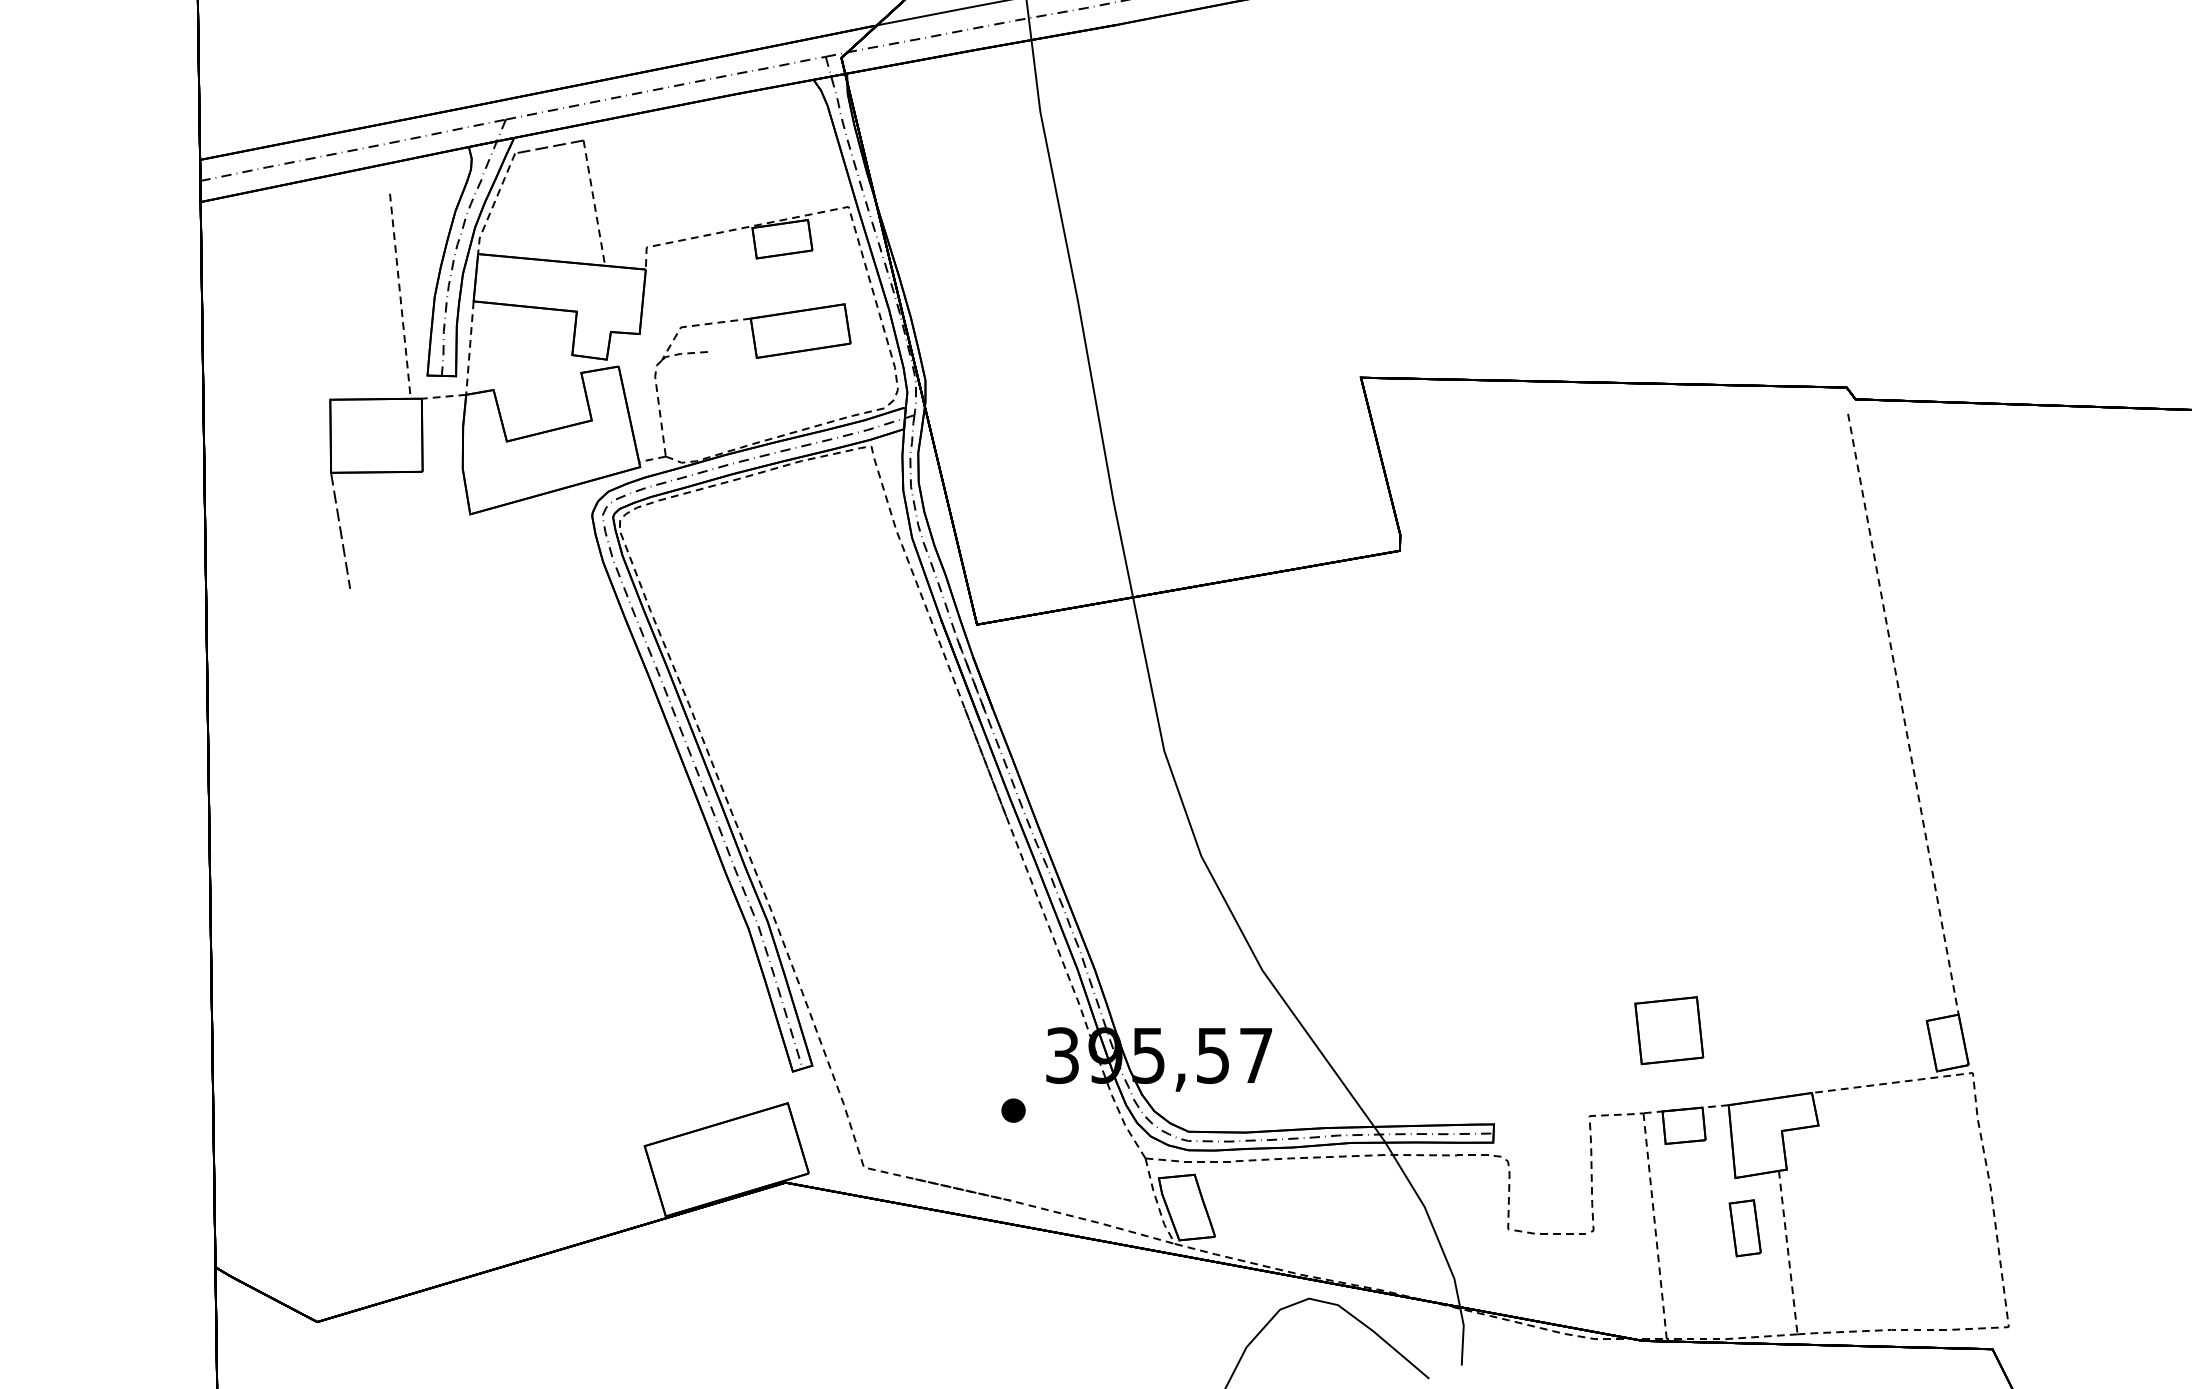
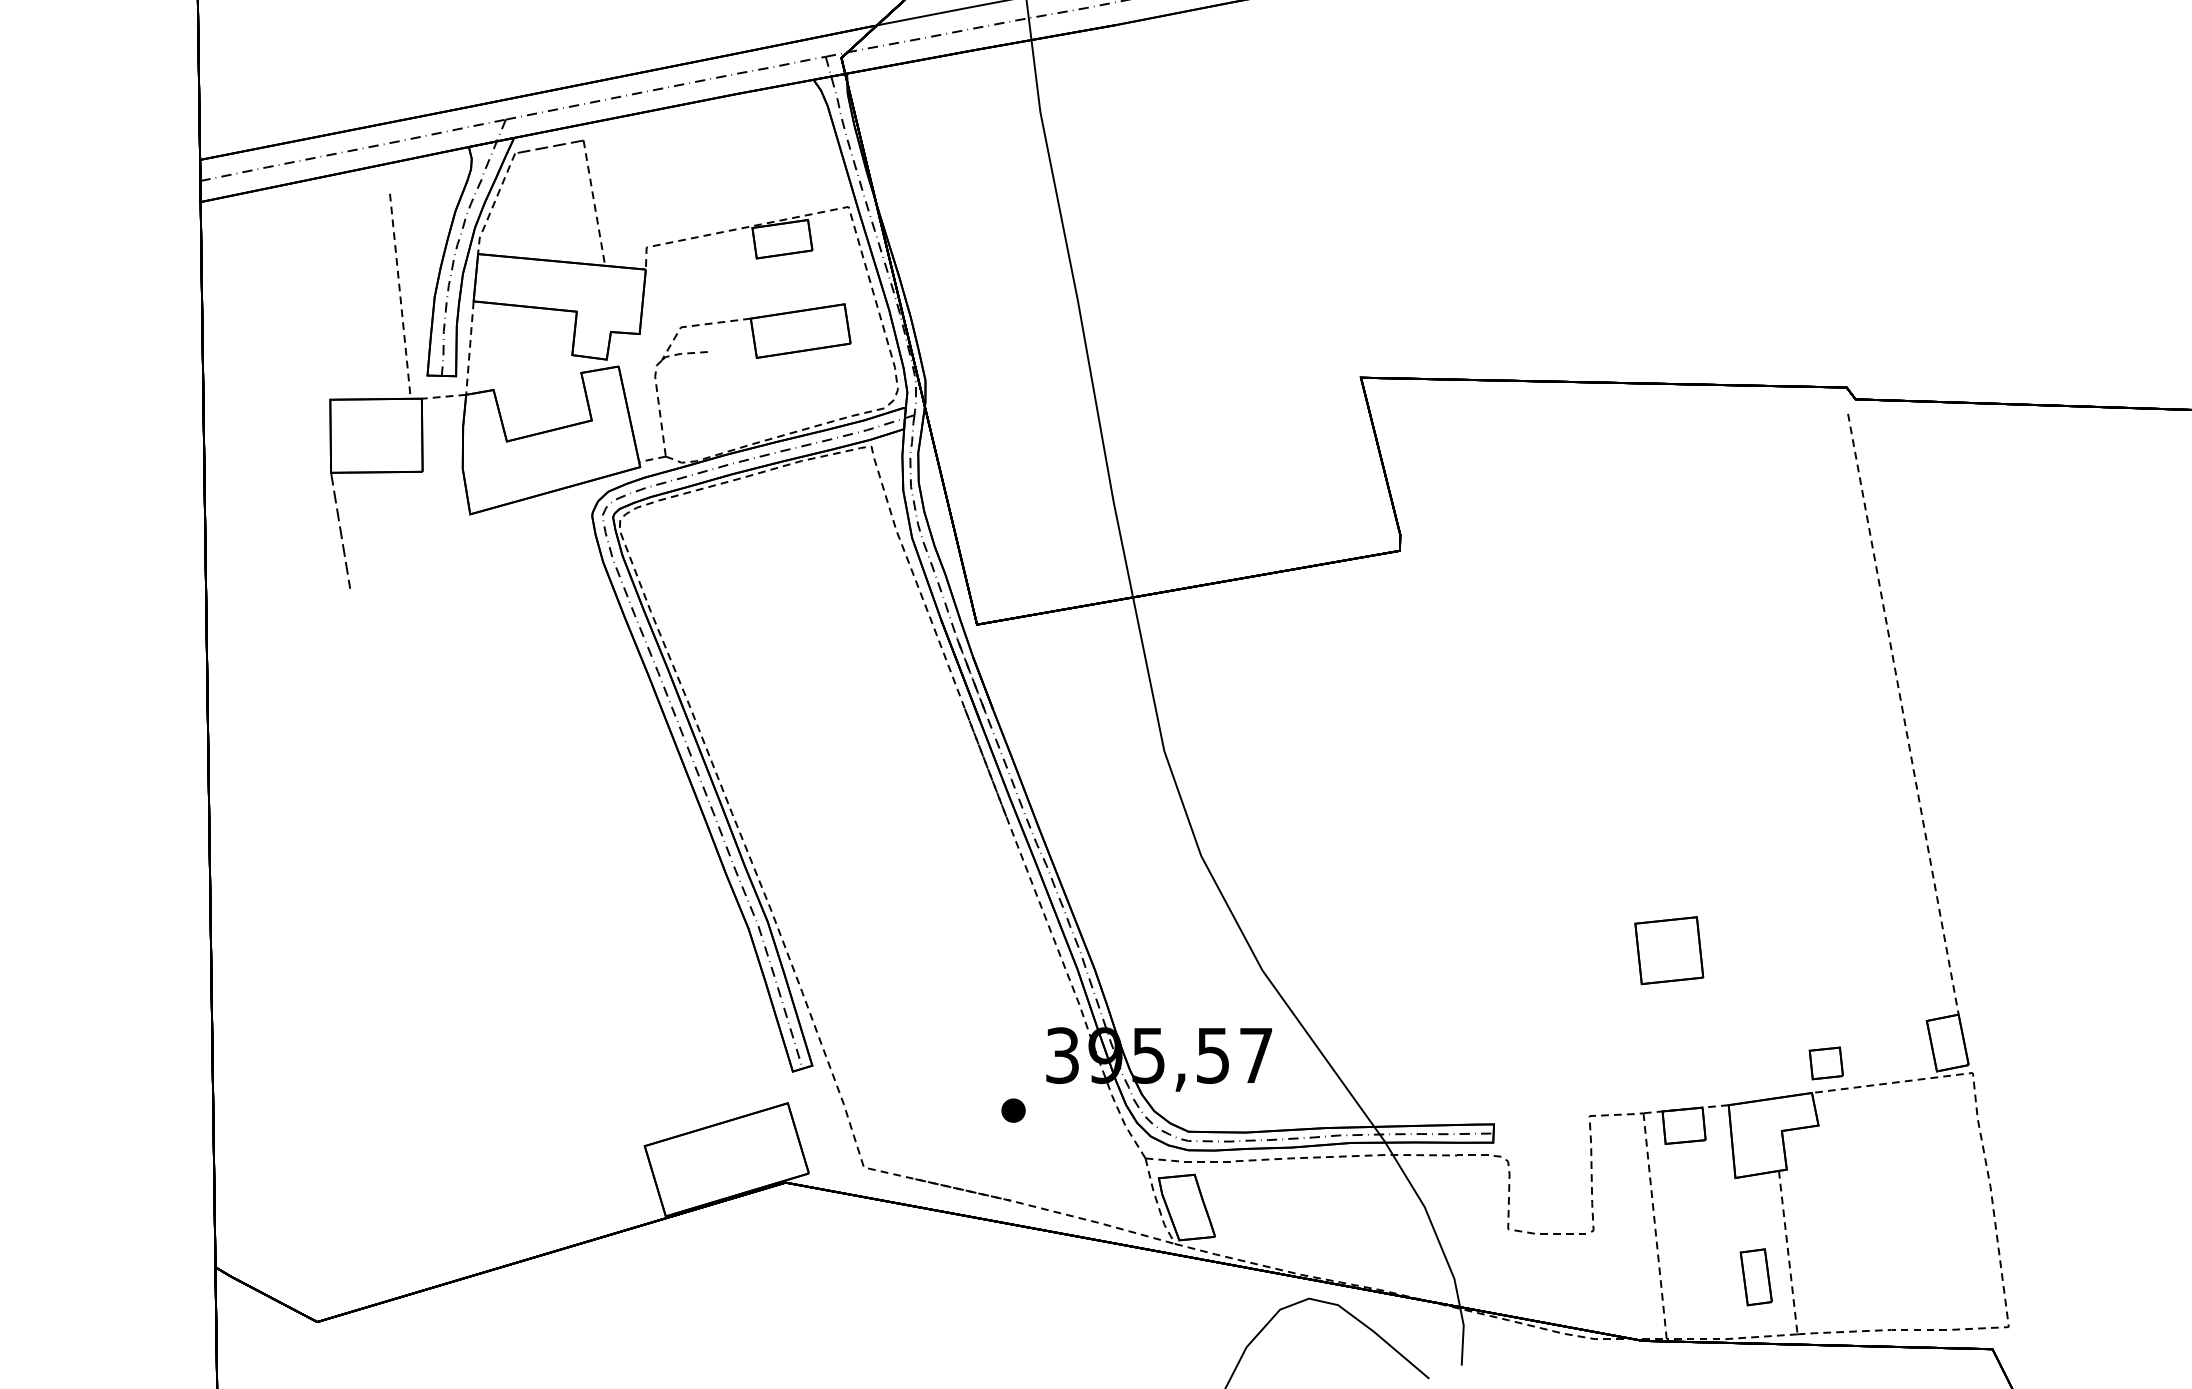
part position: (1669, 1030) -> (1669, 950) (1669, 950)
part: none -> present (1825, 1063)
part position: (1744, 1228) -> (1755, 1277) (1755, 1277)
